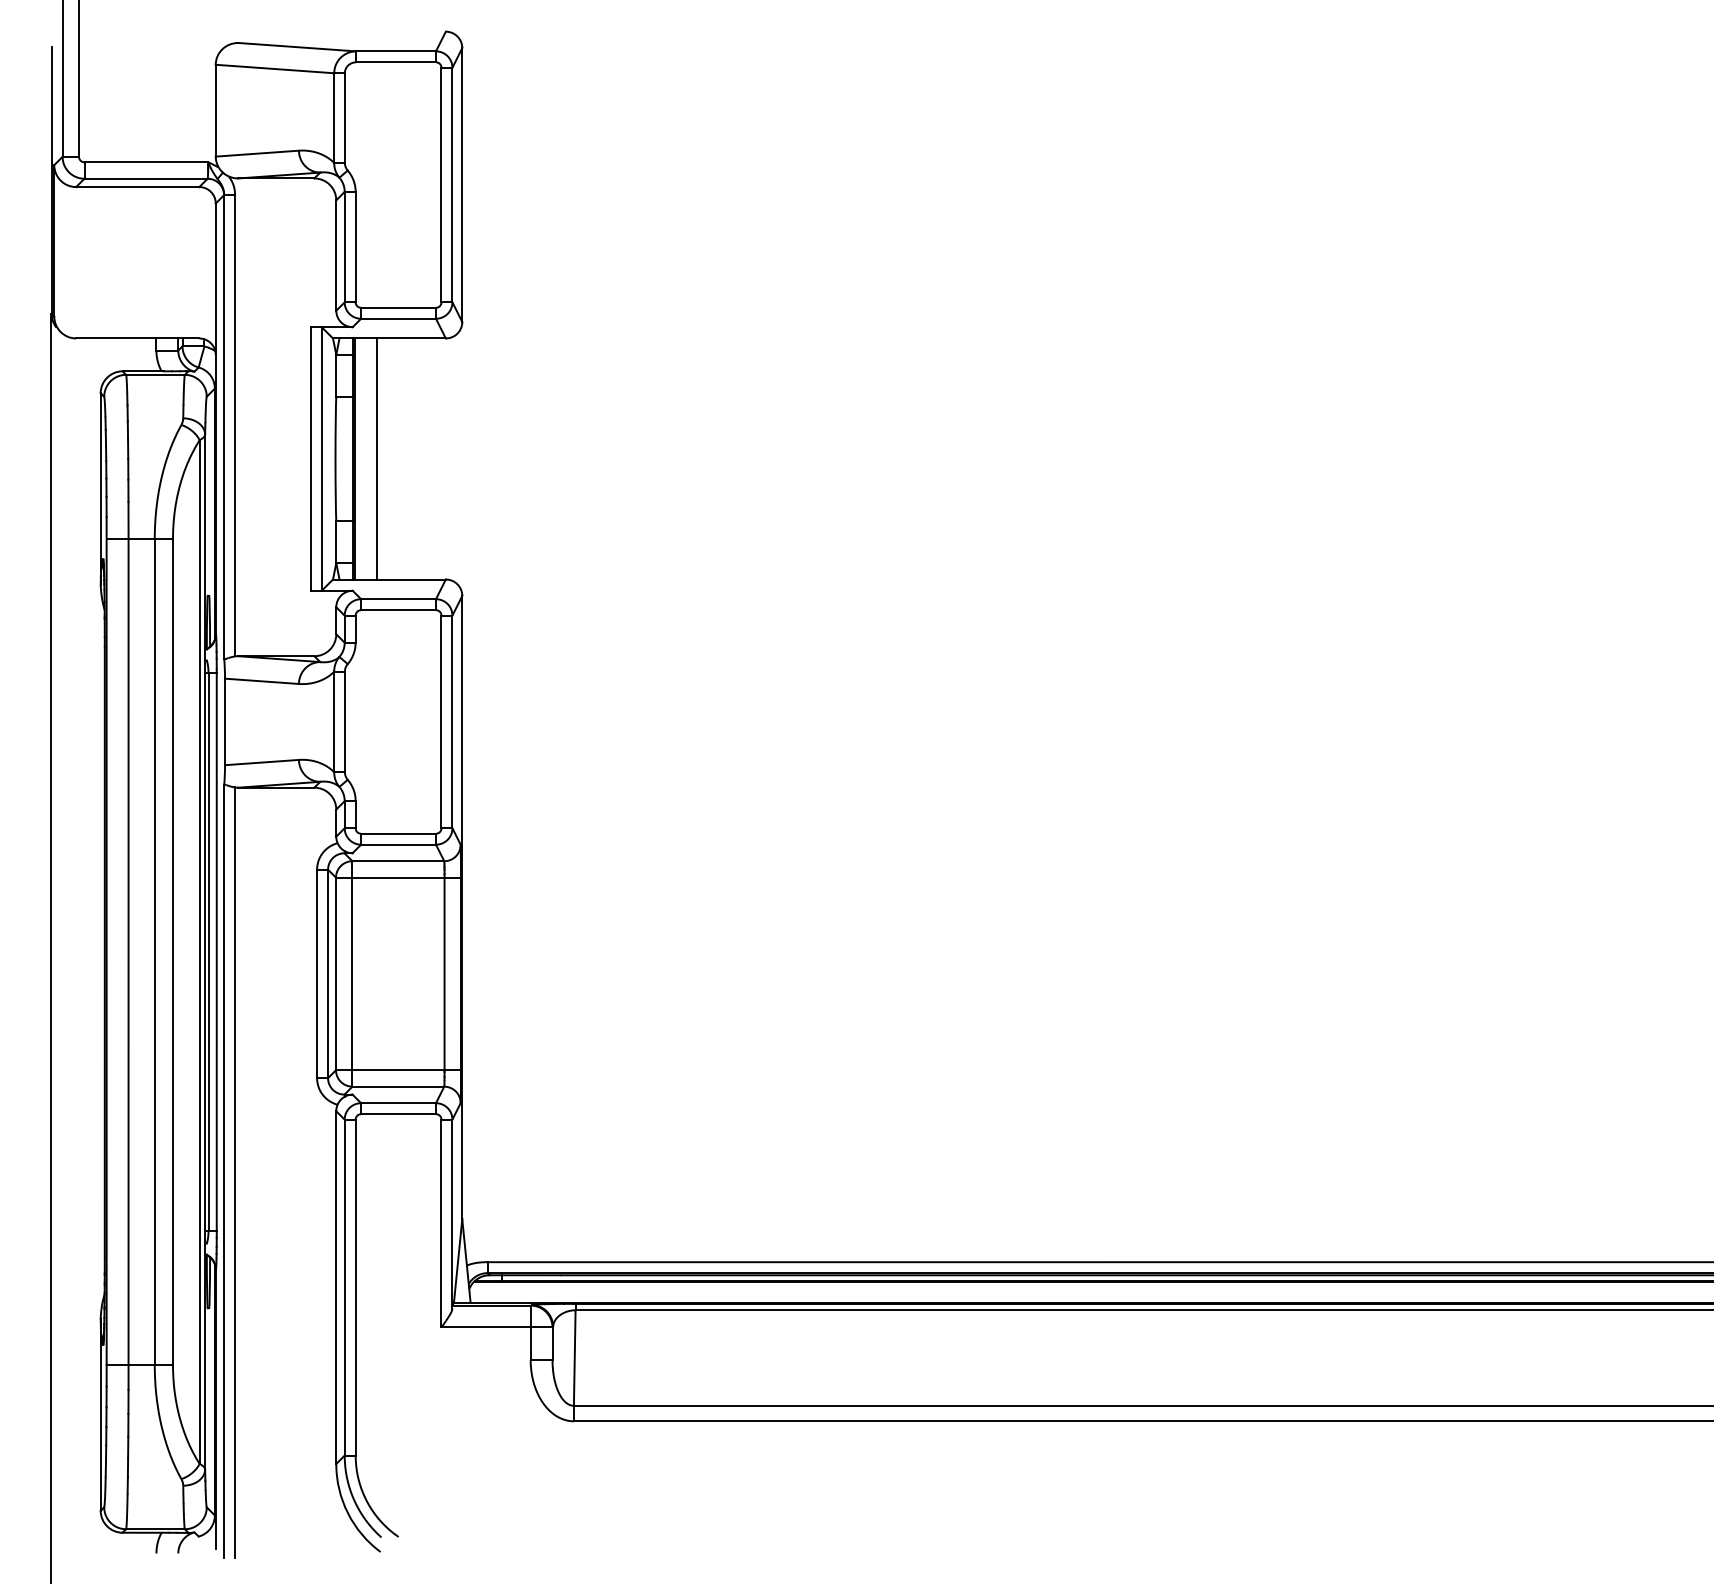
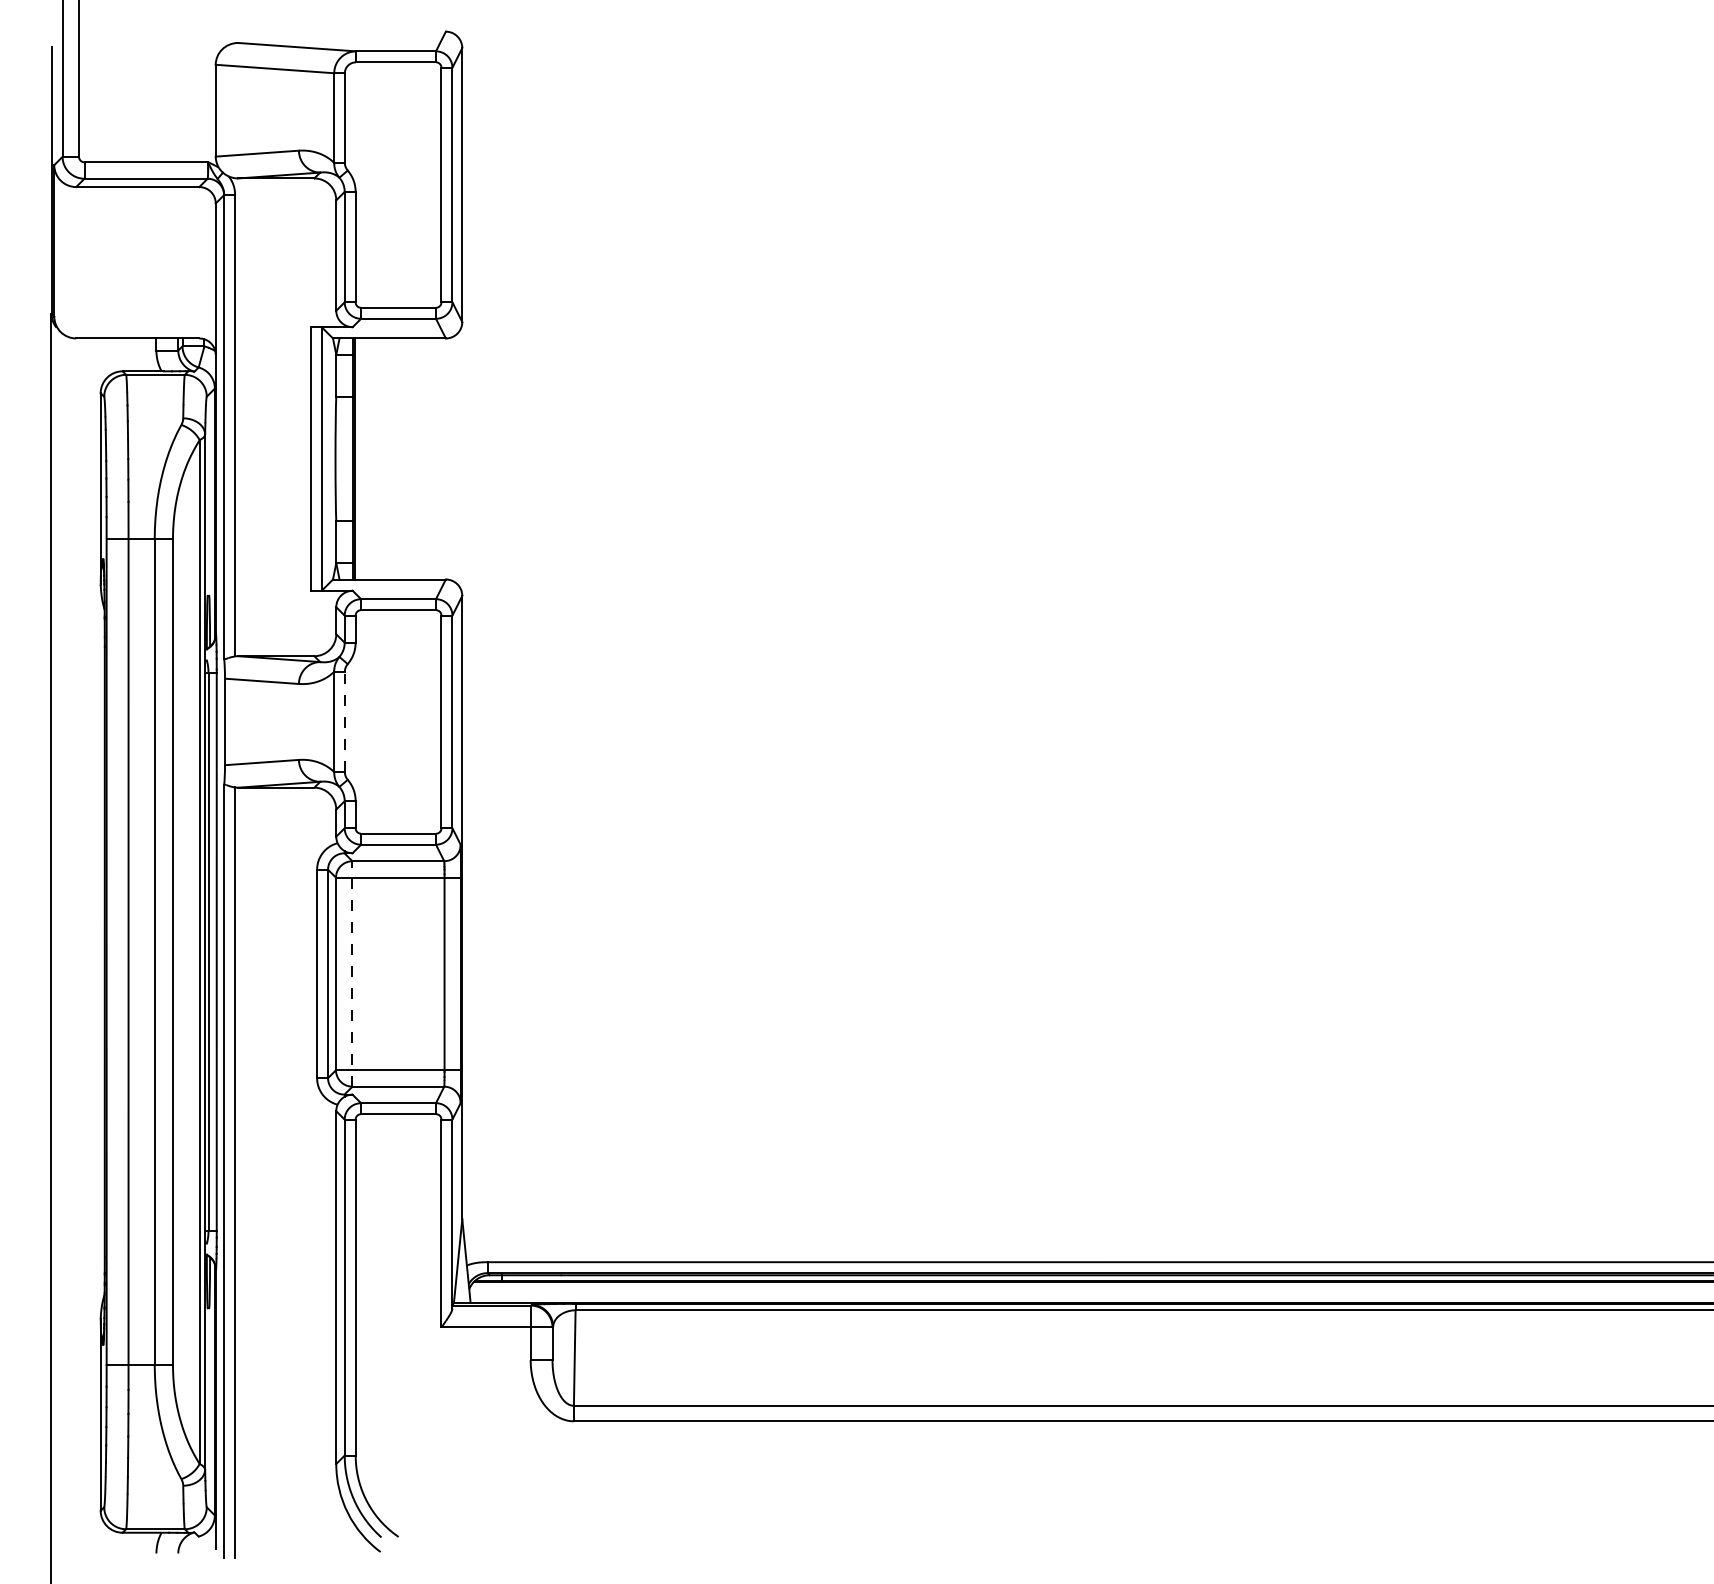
line: present -> none (376, 458)
line: solid -> dashed (344, 721)
line: solid -> dashed (352, 973)
